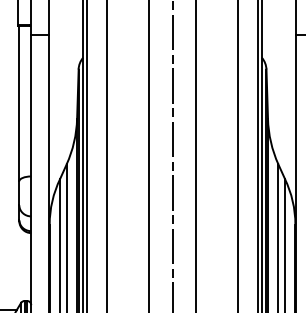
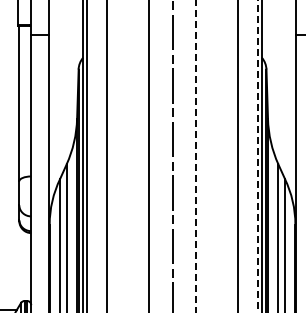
line: solid -> dashed (196, 156)
line: solid -> dashed (257, 156)
